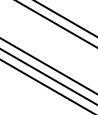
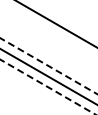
line: present -> none (65, 18)
line: solid -> dashed (48, 66)
line: solid -> dashed (48, 87)
